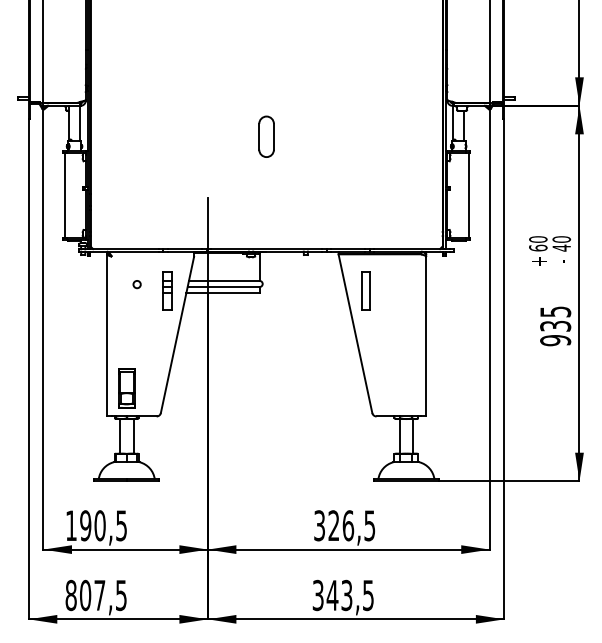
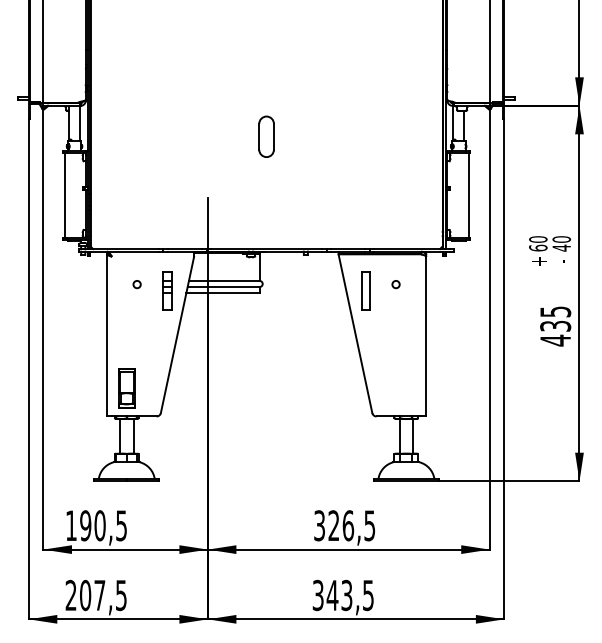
circle: none -> present (395, 284)
text: 935 -> 435 (555, 340)
text: 807,5 -> 207,5 (70, 595)
